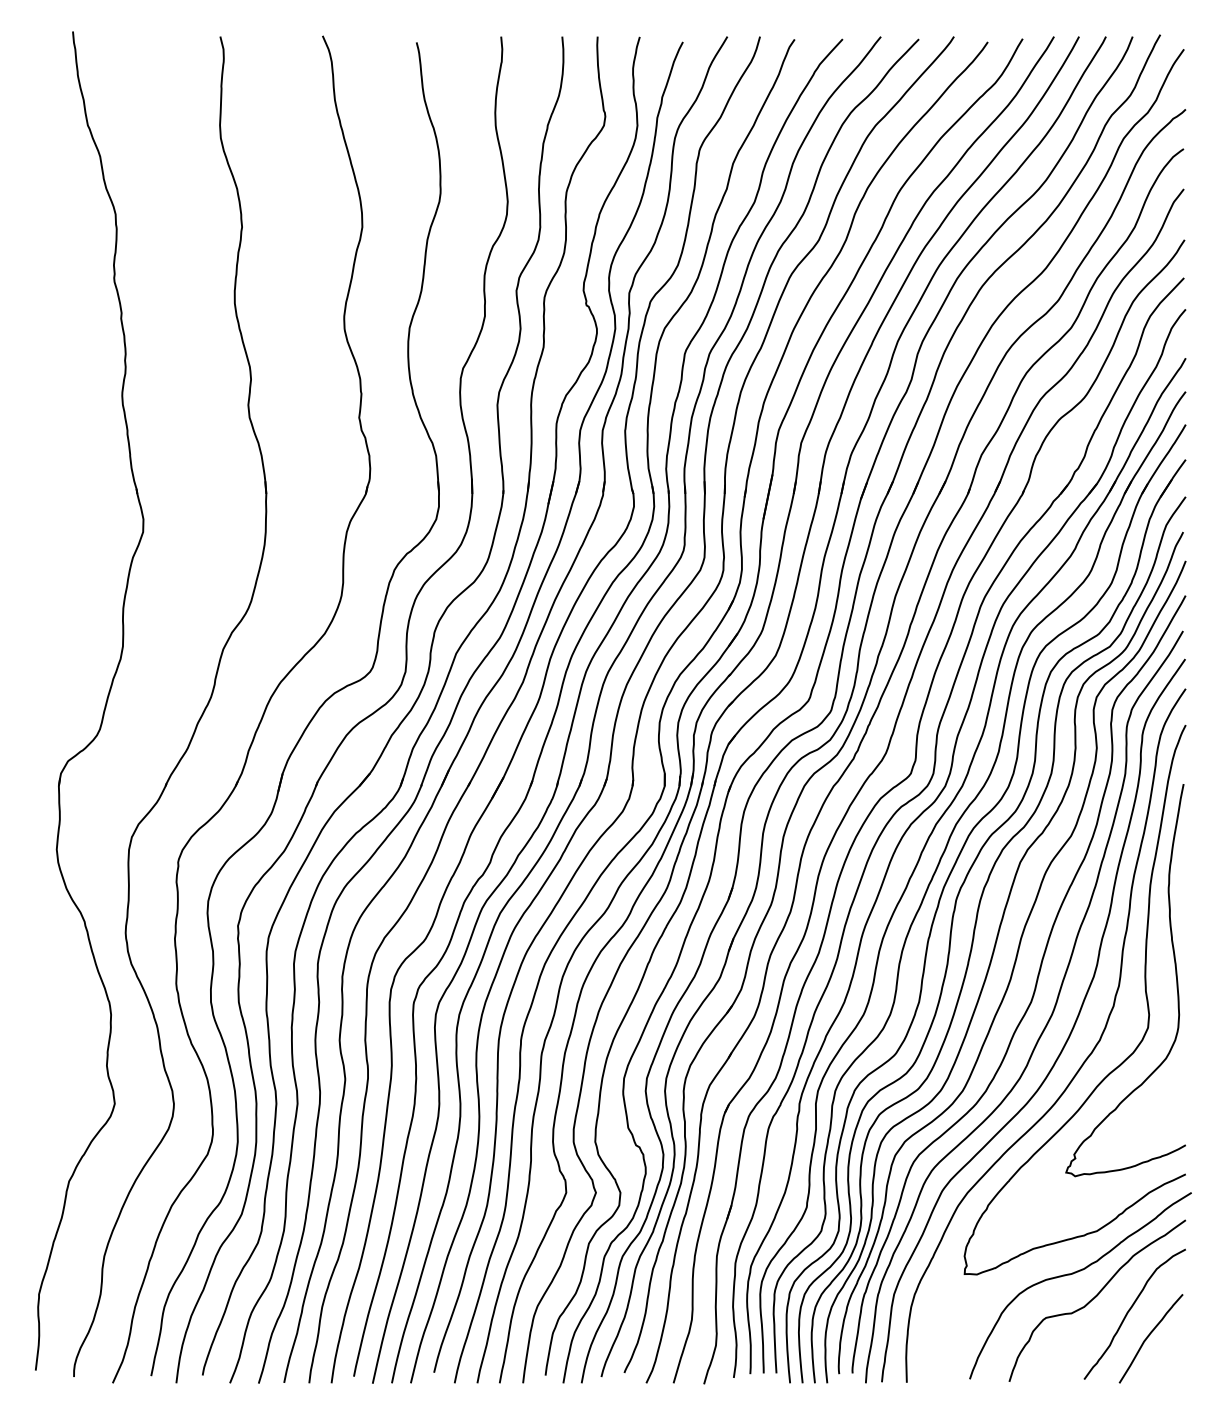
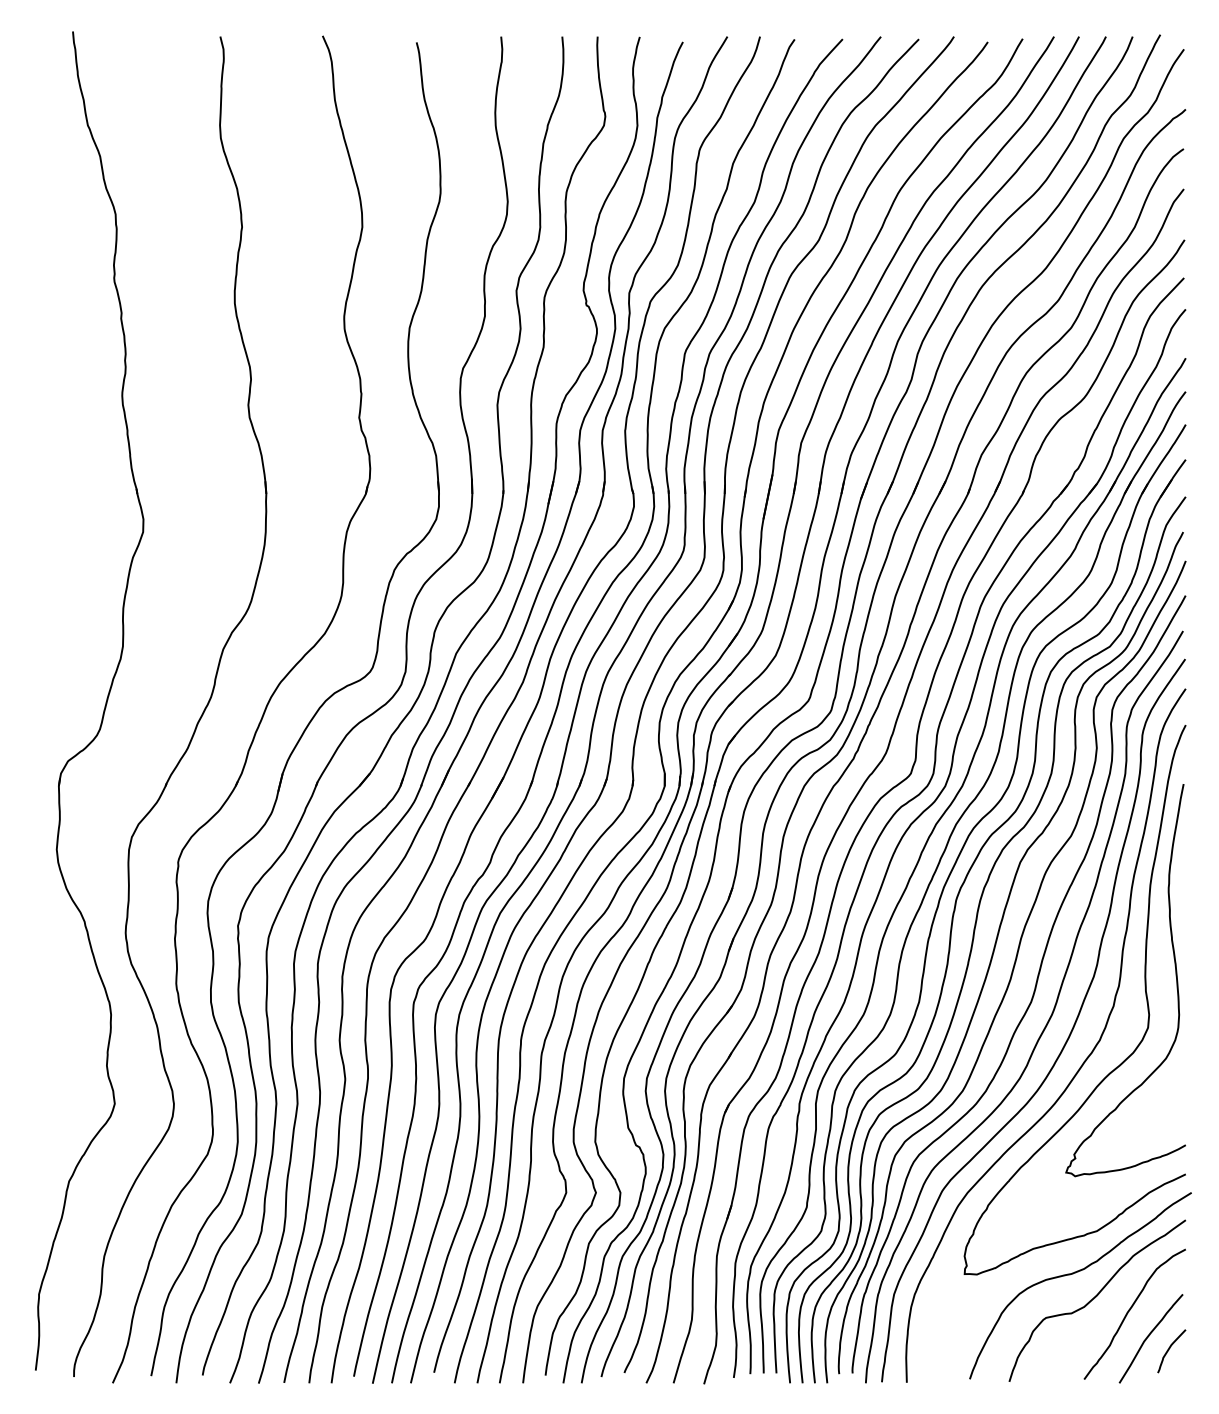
curve: none -> present (1169, 1350)
